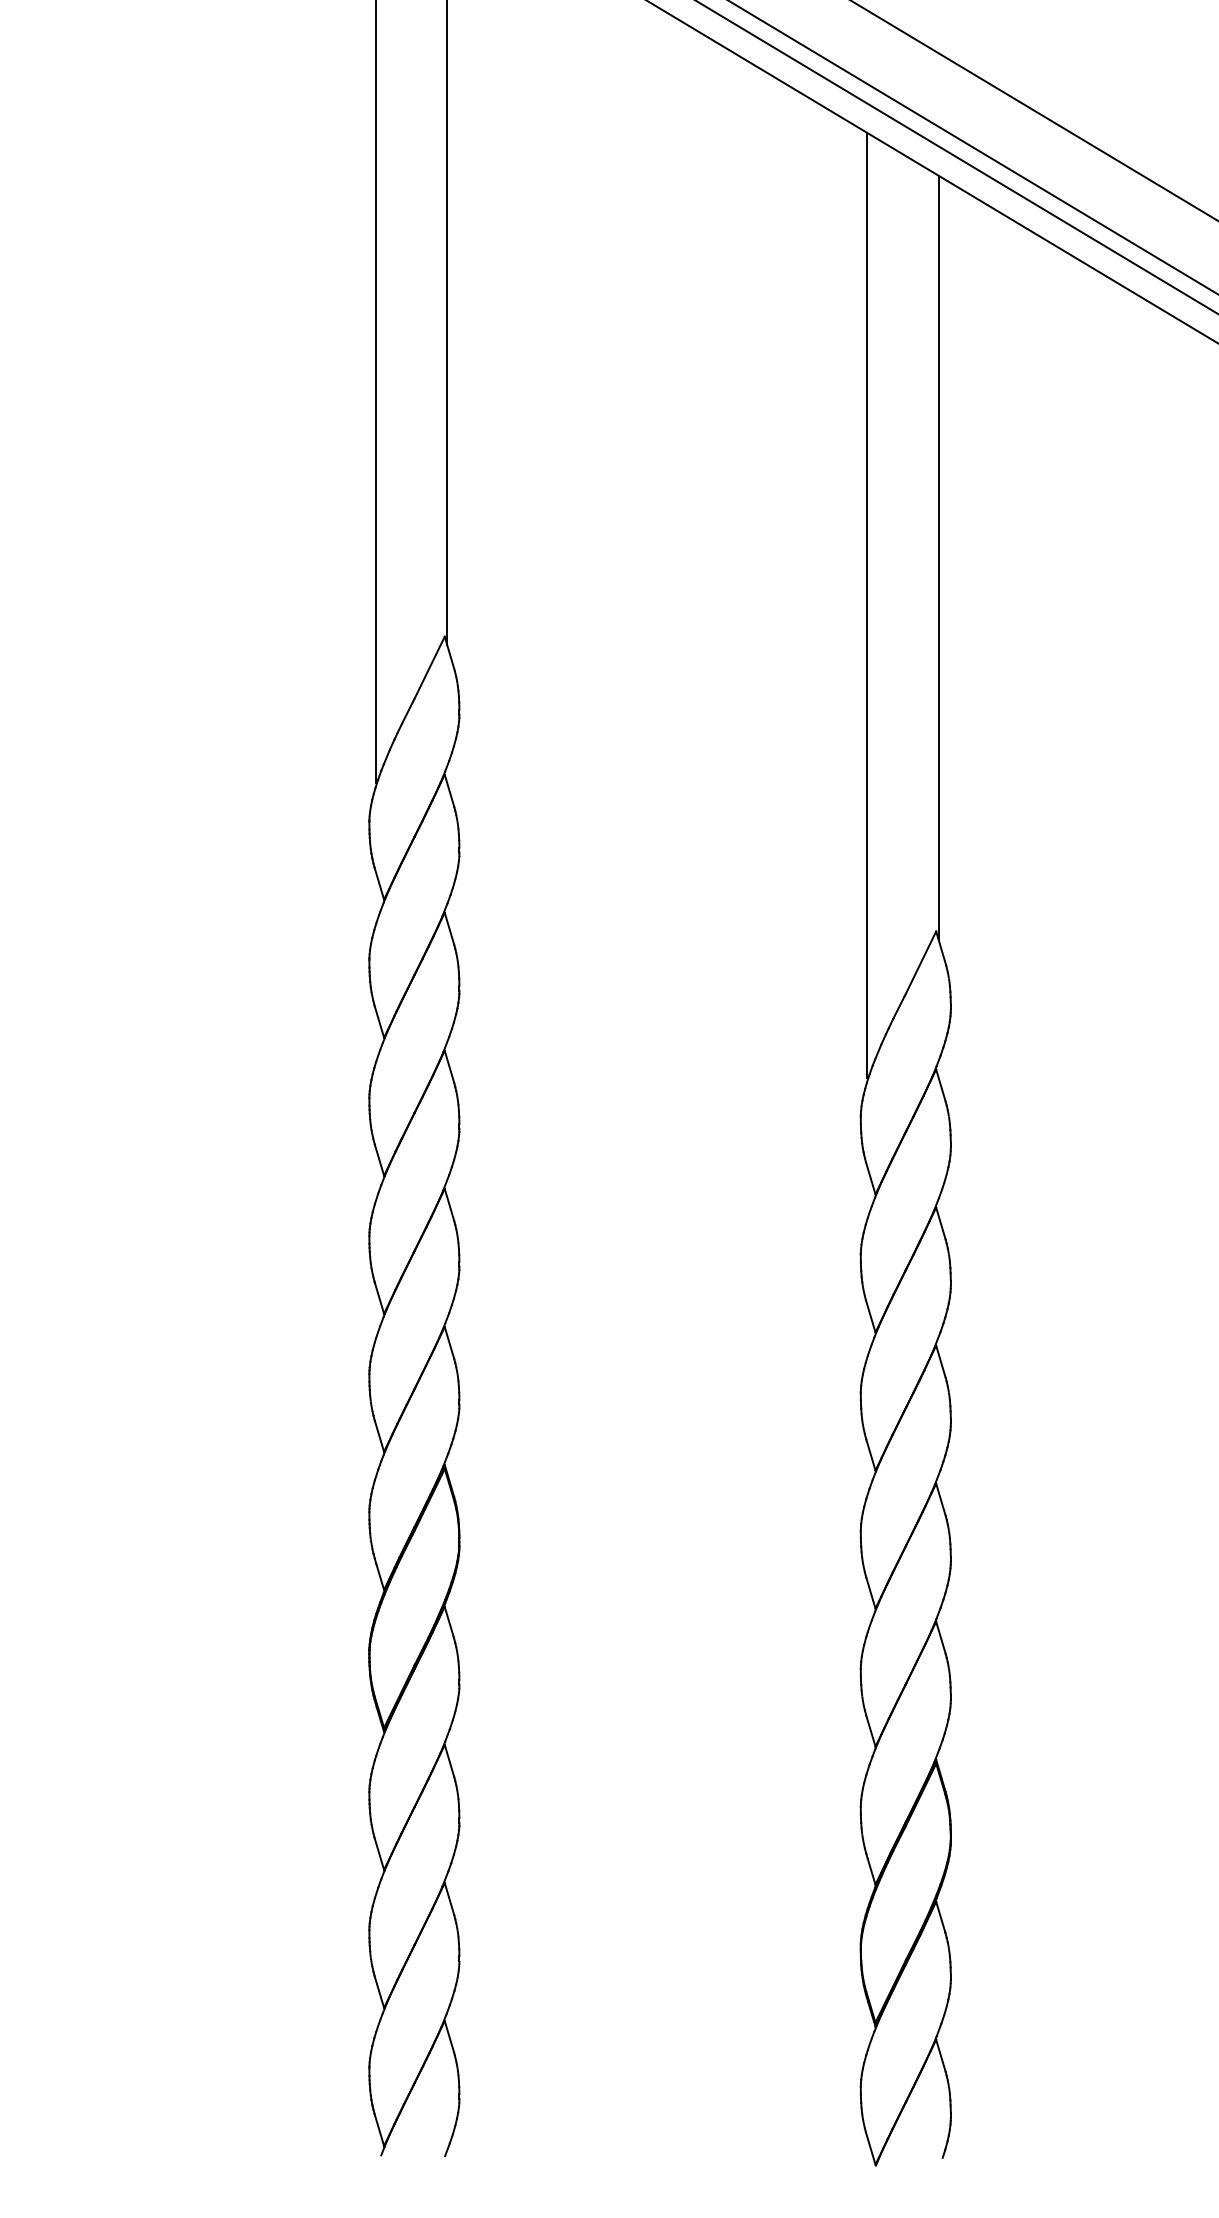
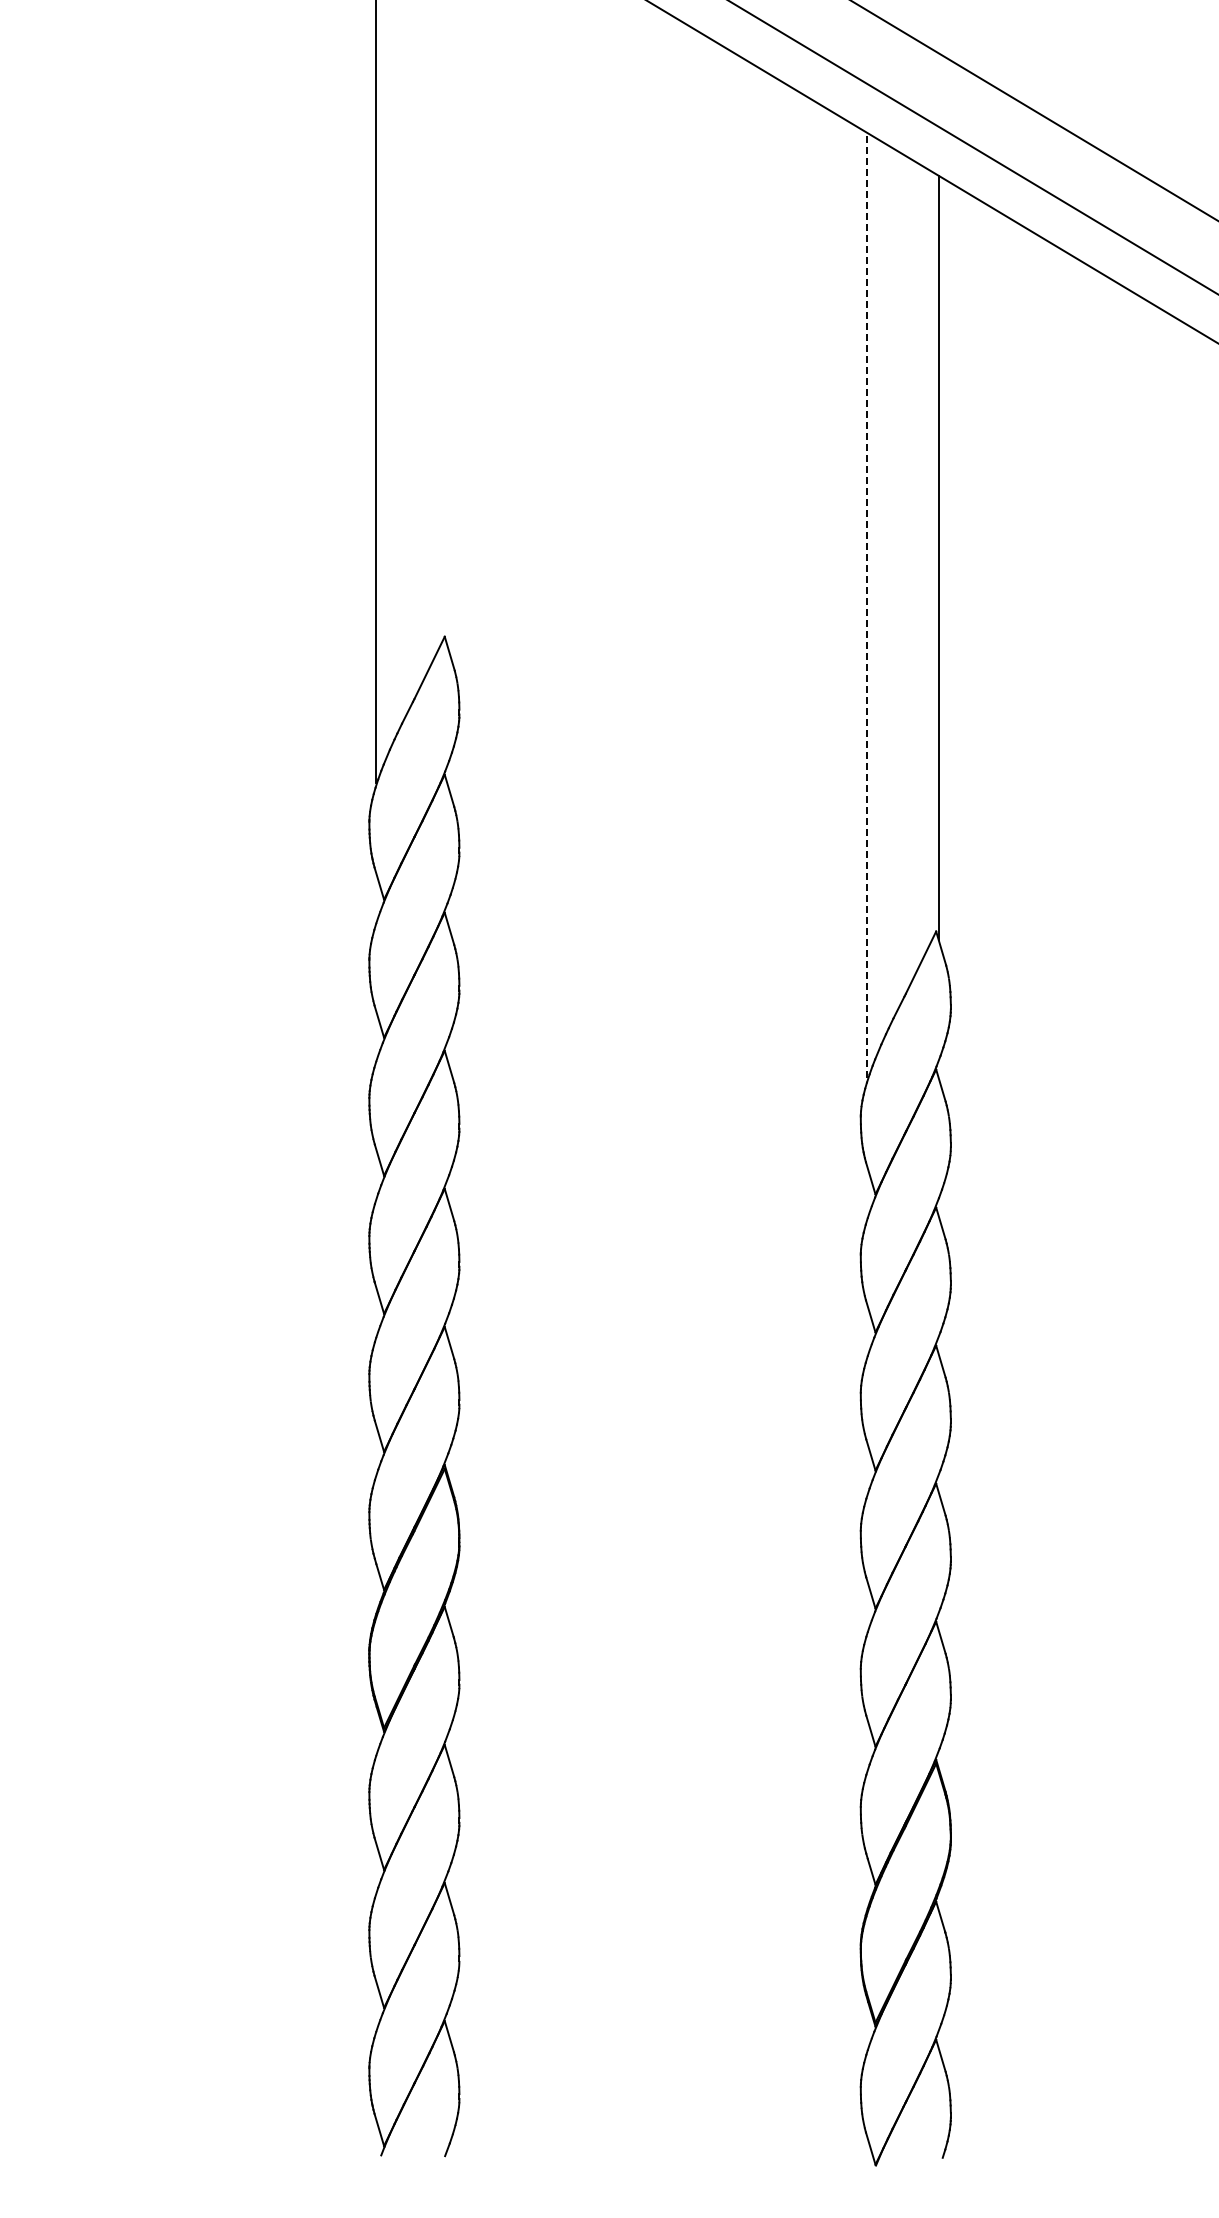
line: present -> none (956, 157)
line: present -> none (447, 323)
line: solid -> dashed (867, 605)
